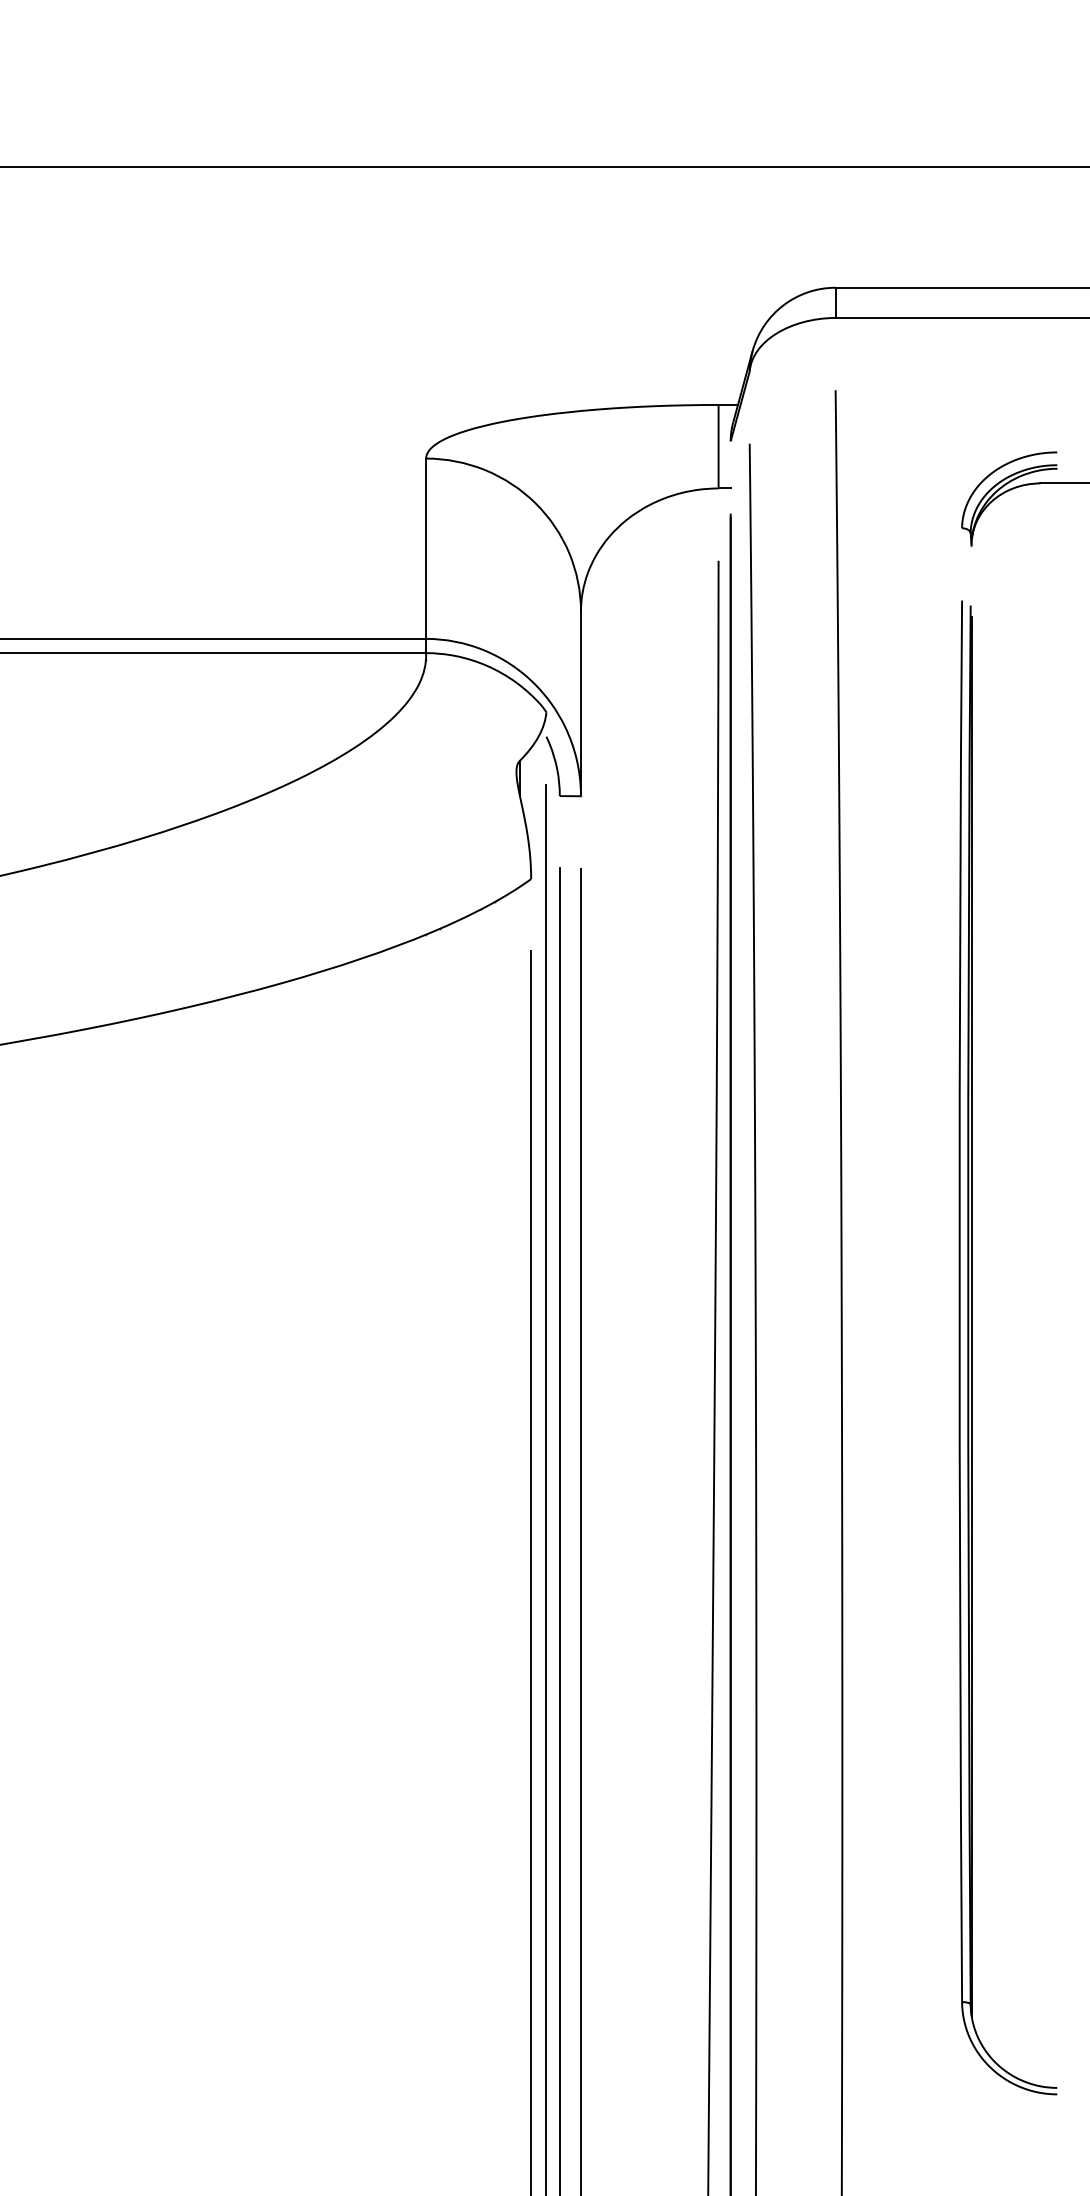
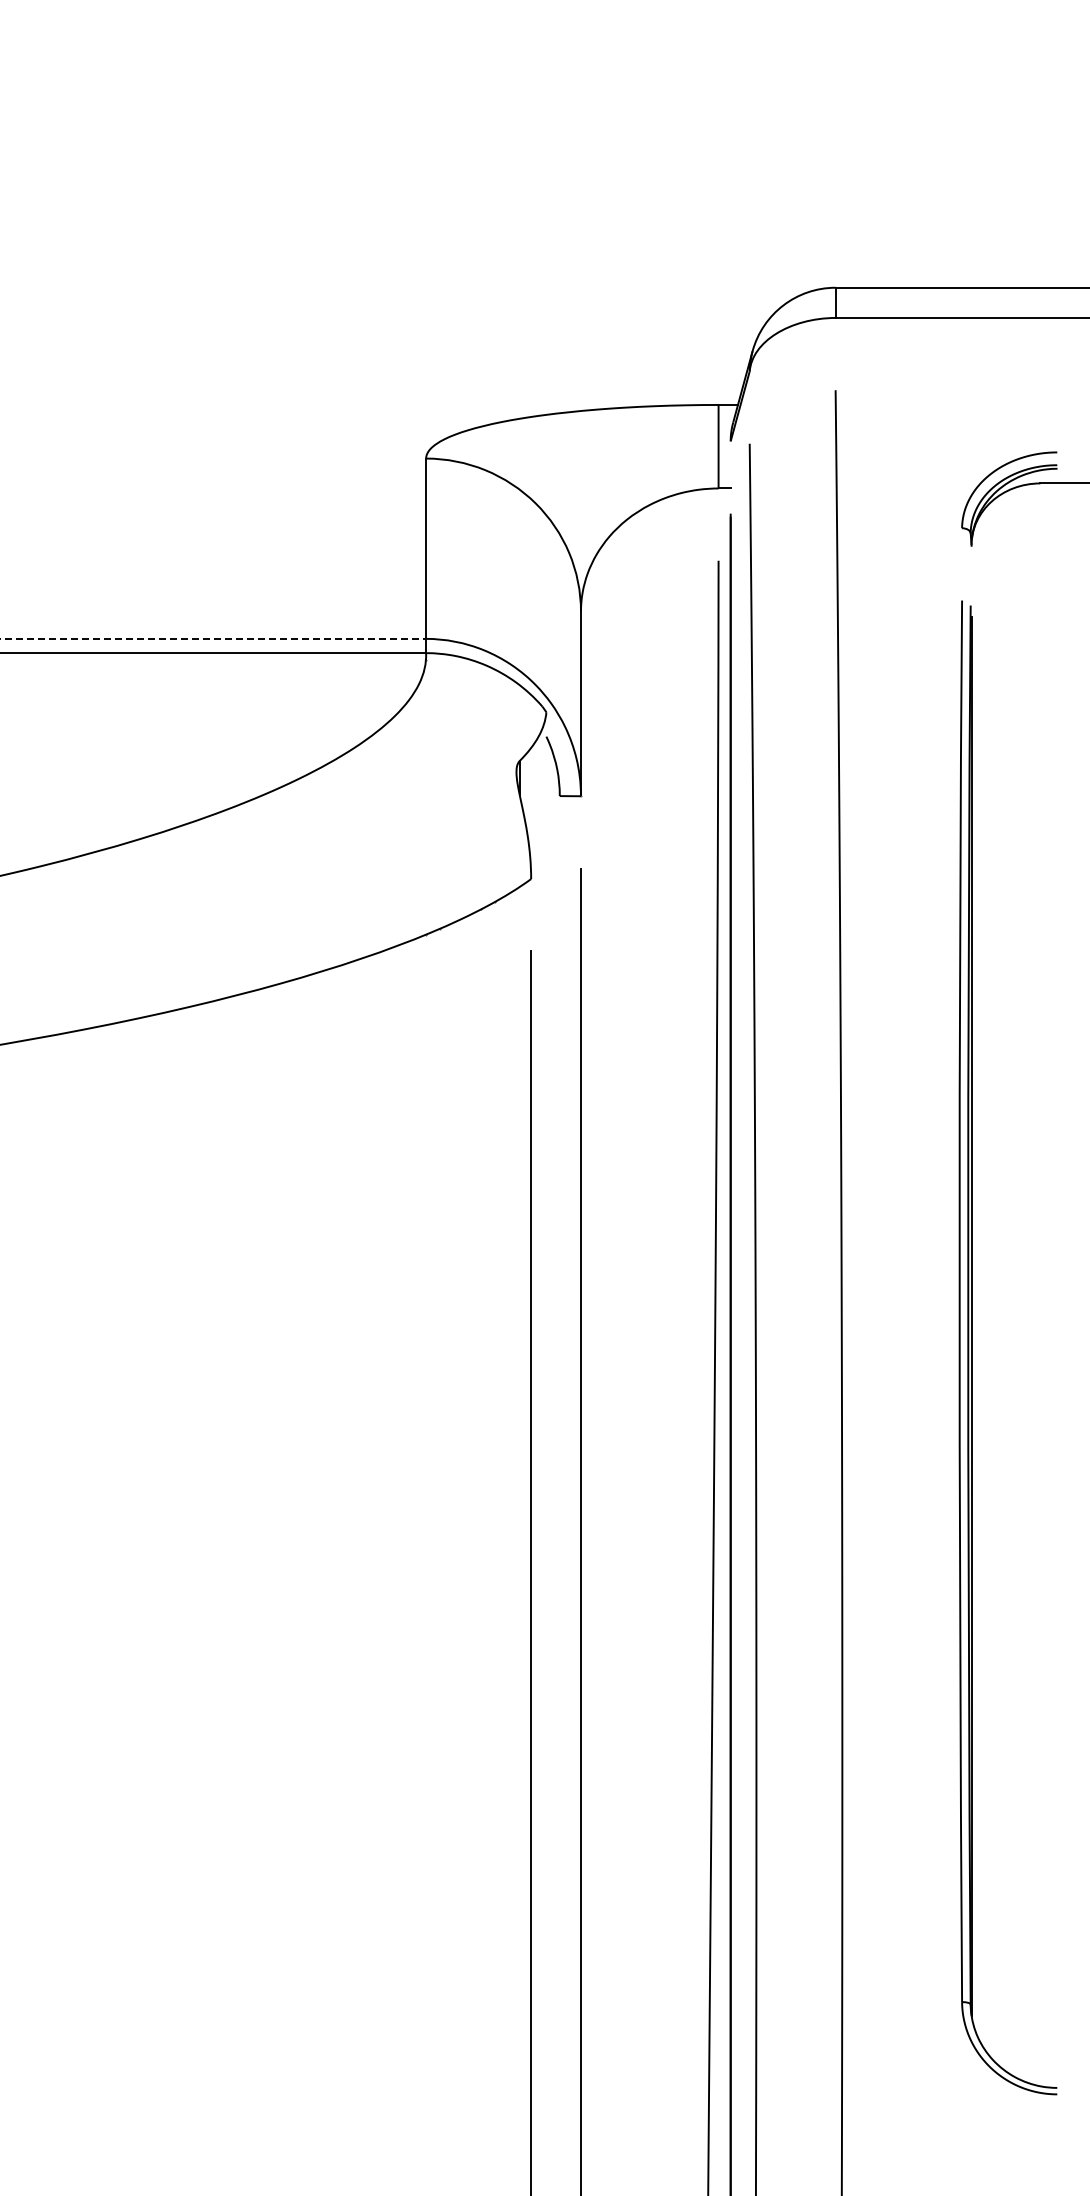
line: present -> none (544, 167)
line: solid -> dashed (213, 638)
line: present -> none (546, 1488)
line: present -> none (559, 1530)
